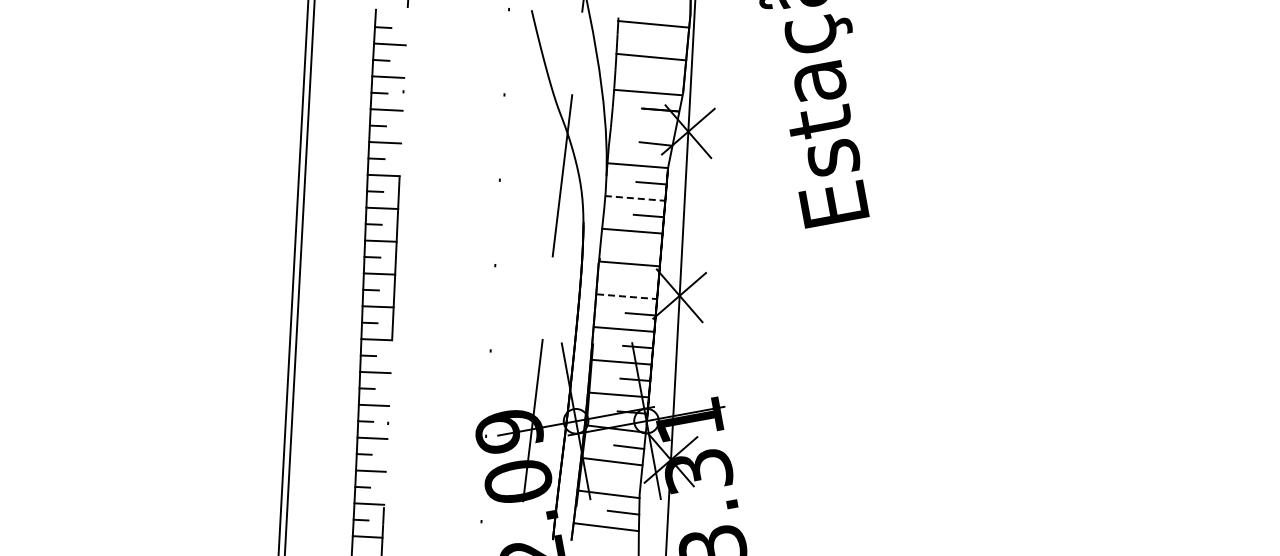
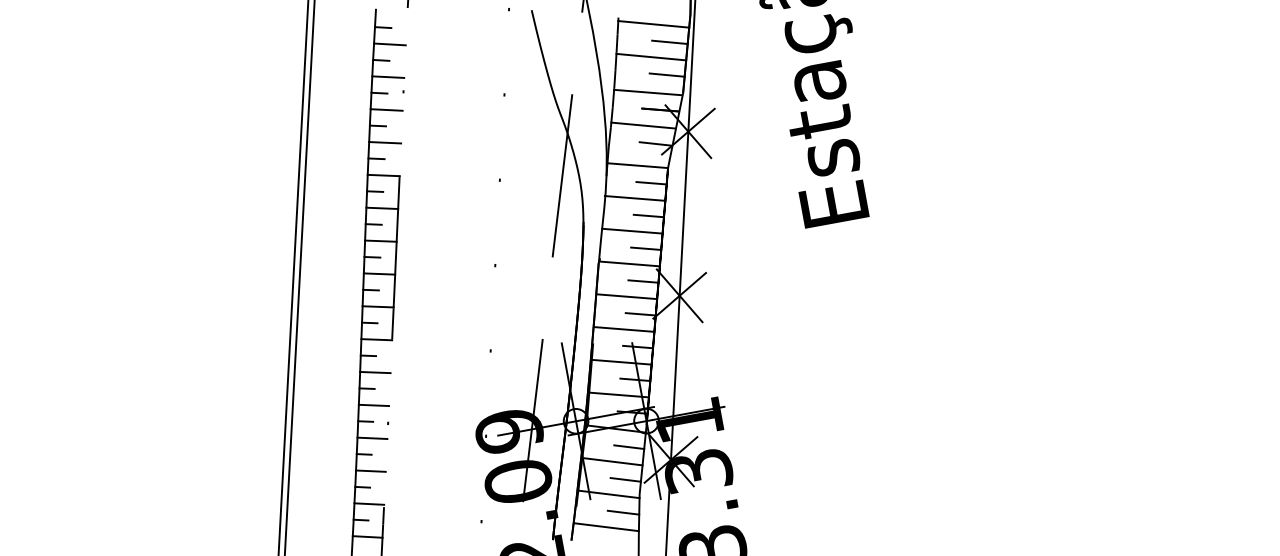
line: none -> present (669, 42)
line: none -> present (666, 74)
line: none -> present (643, 125)
line: dashed -> solid (635, 198)
line: none -> present (646, 248)
line: none -> present (643, 281)
line: dashed -> solid (627, 296)
line: none -> present (625, 479)
